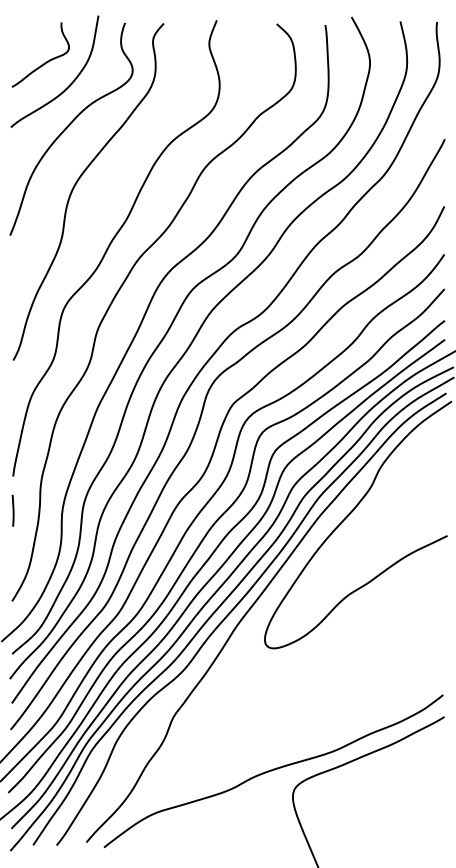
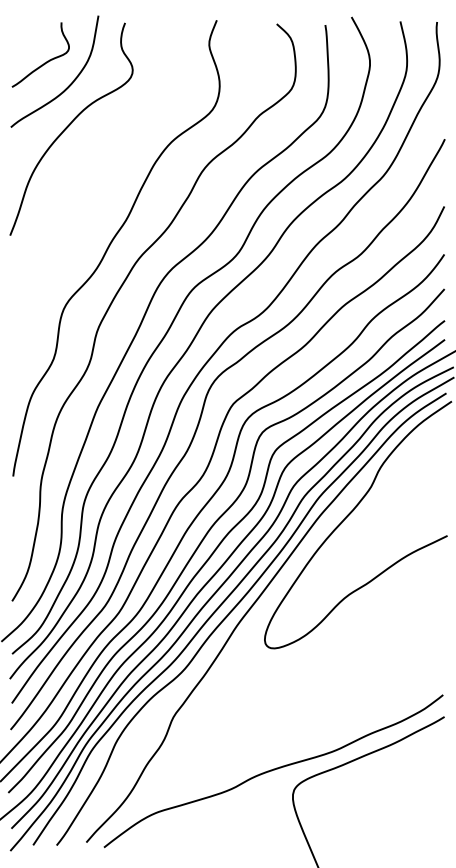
curve: present -> none (77, 183)
line: present -> none (12, 510)
